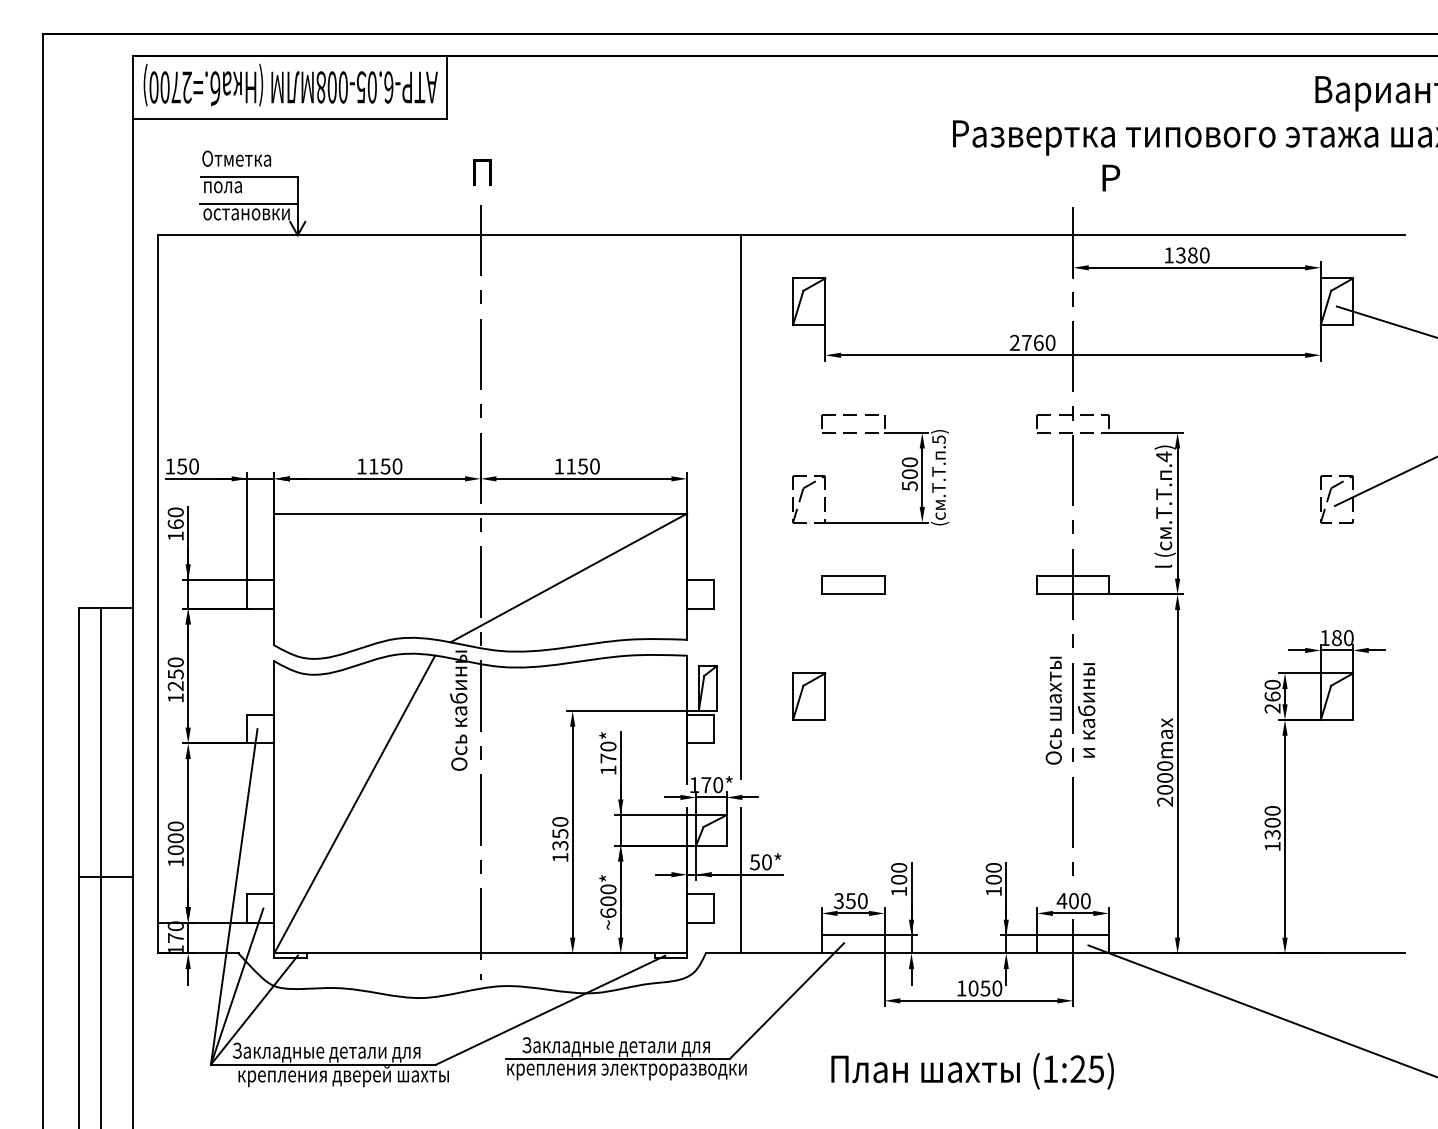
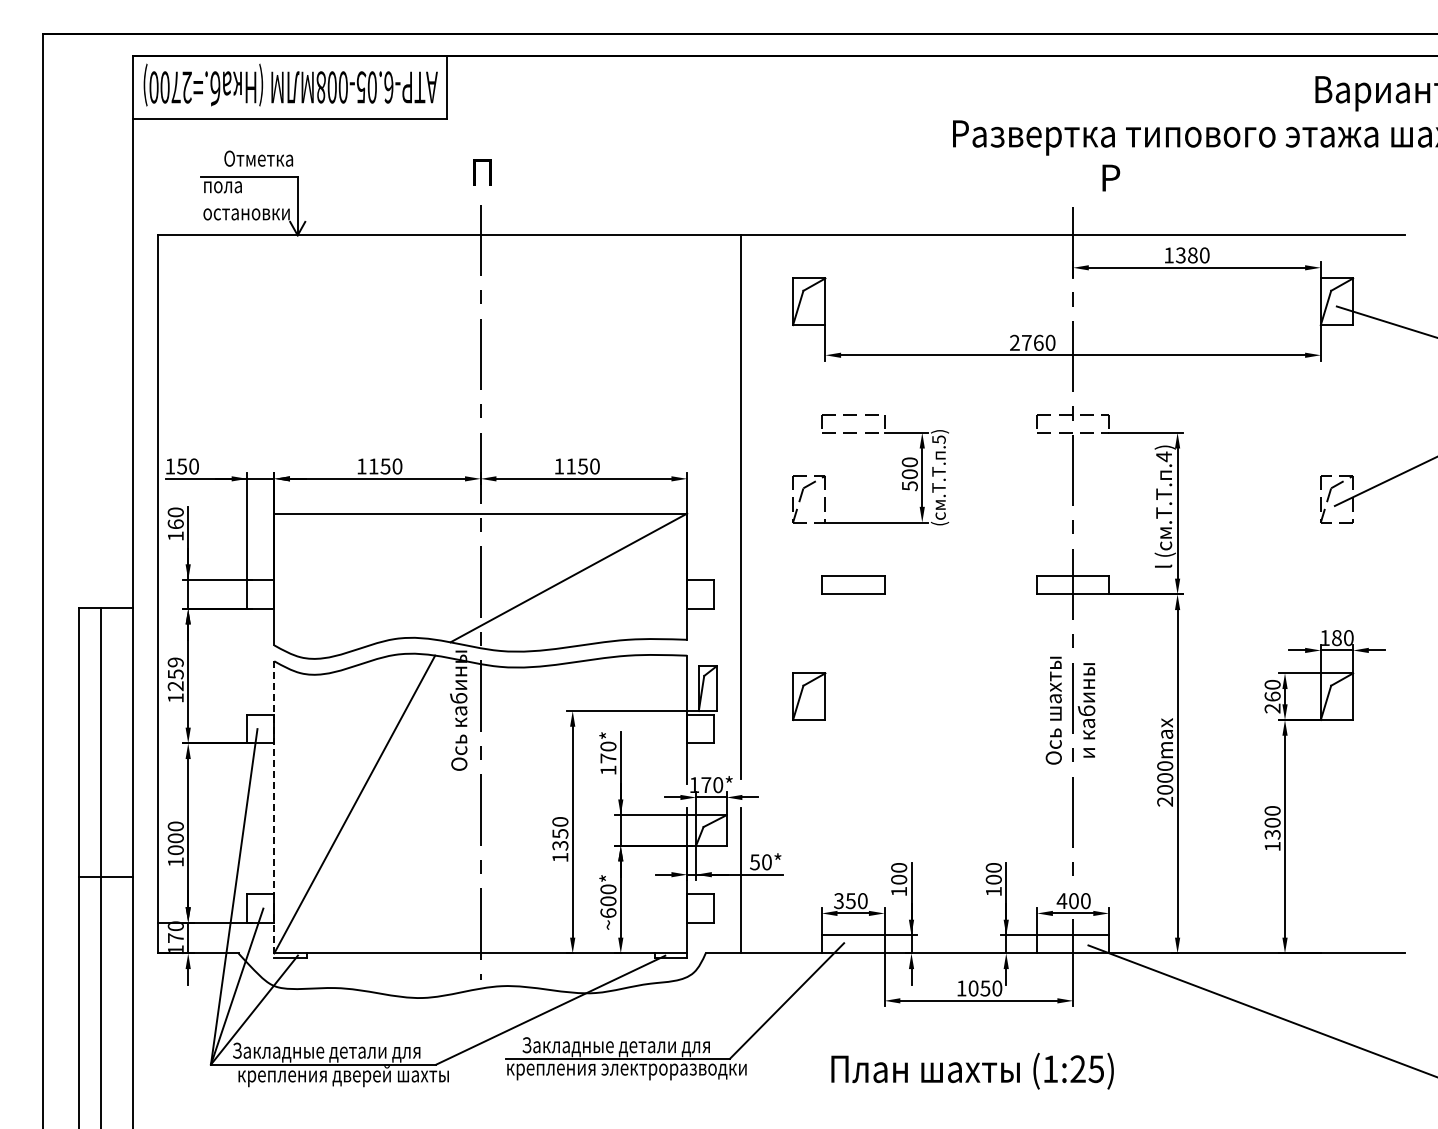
text position: (236, 158) -> (258, 158) (258, 158)
line: present -> none (248, 203)
text: 1250 -> 1259 (175, 662)
line: solid -> dashed (274, 810)
